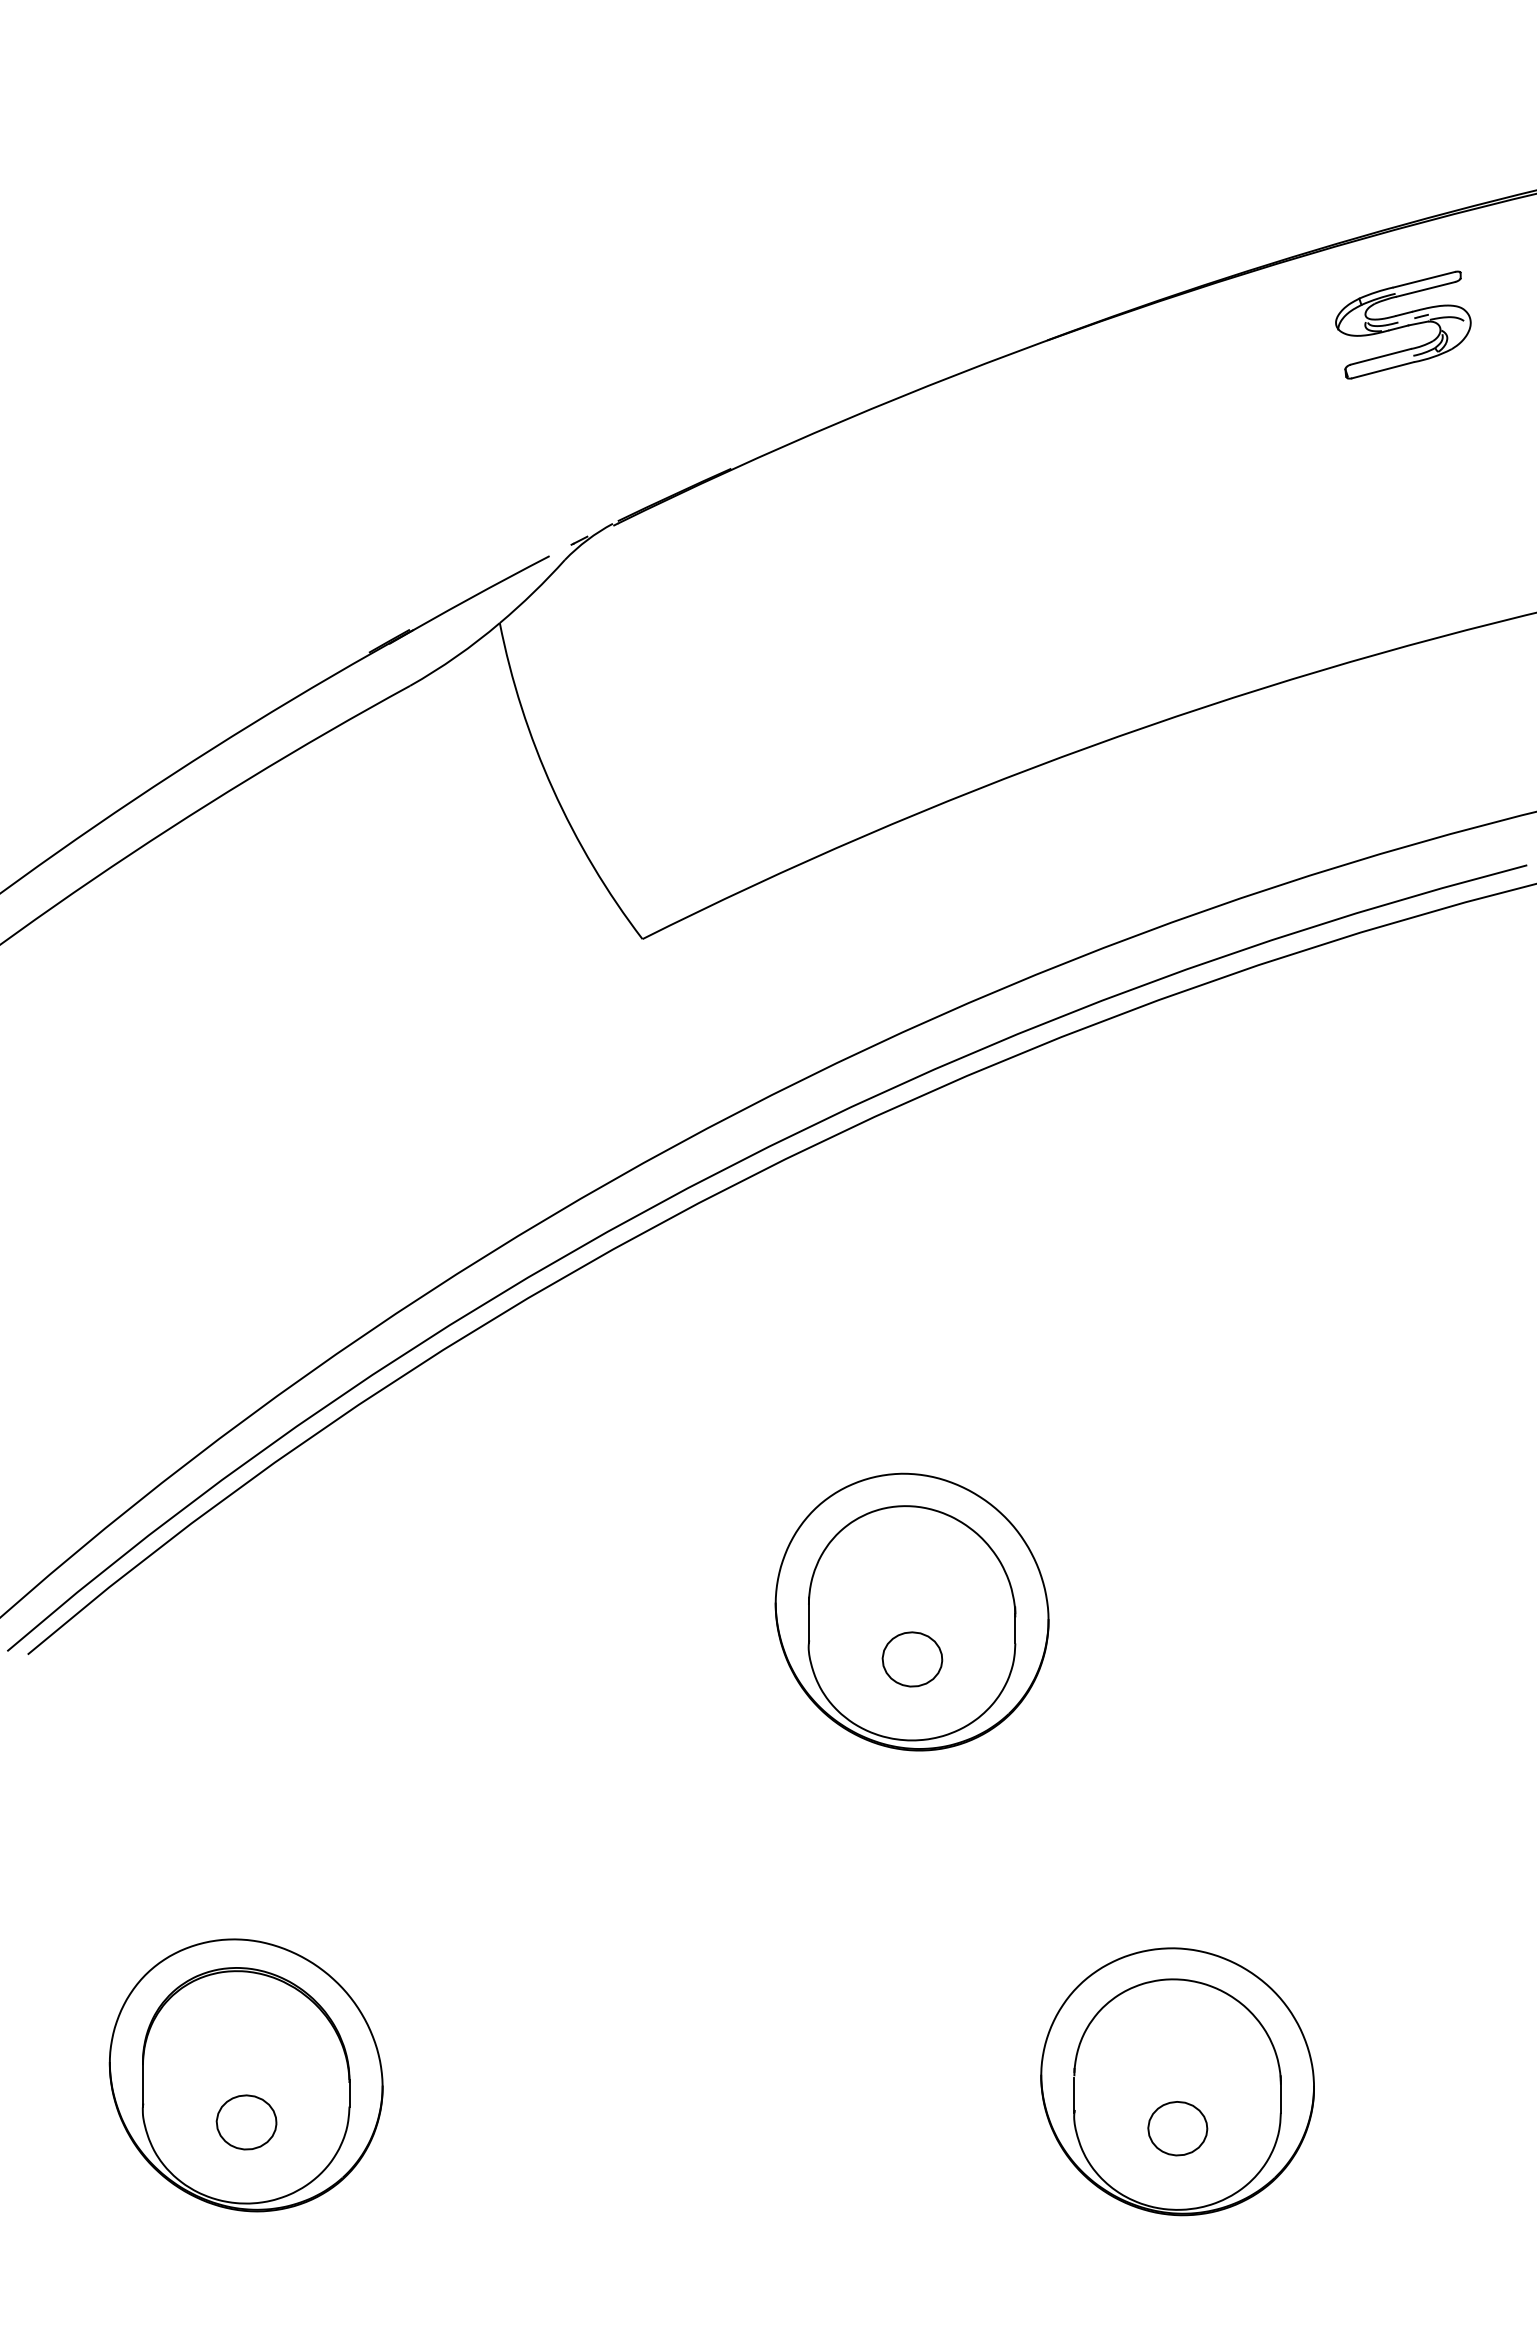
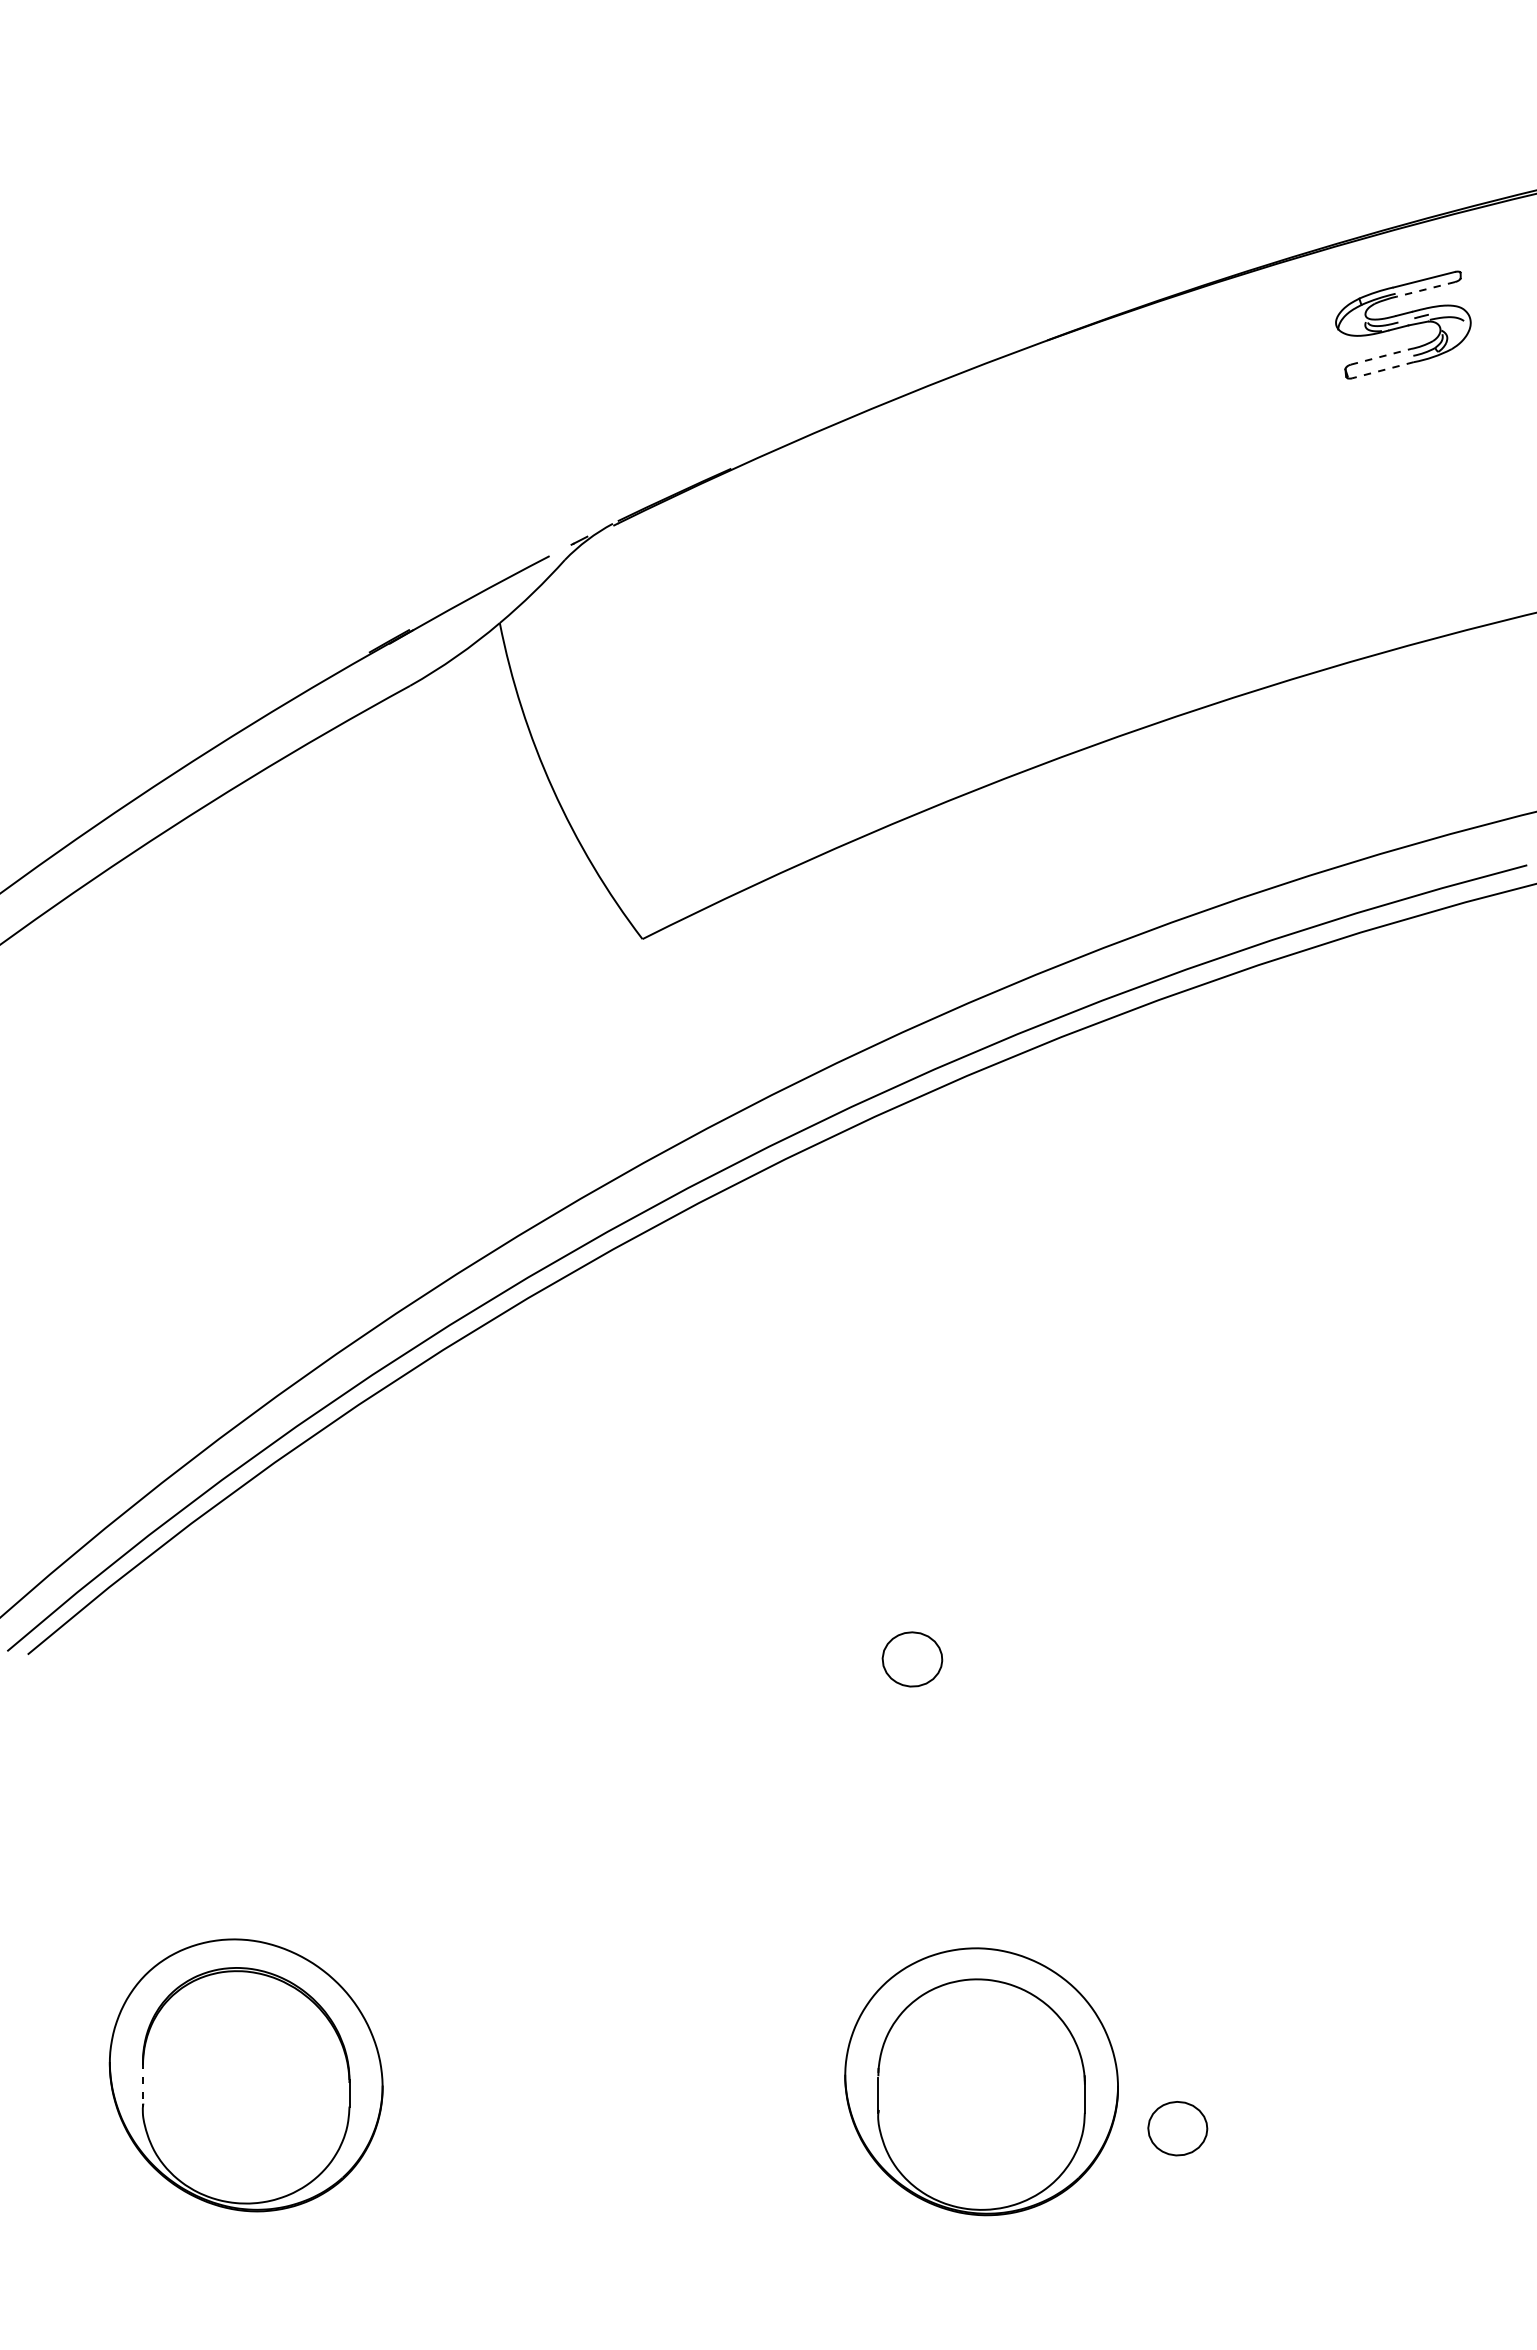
line: solid -> dashed (1426, 289)
line: solid -> dashed (1381, 356)
line: solid -> dashed (1382, 370)
part: present -> none (911, 1611)
part position: (1177, 2081) -> (981, 2081) (981, 2081)
line: solid -> dashed (143, 2084)
part: present -> none (246, 2122)
